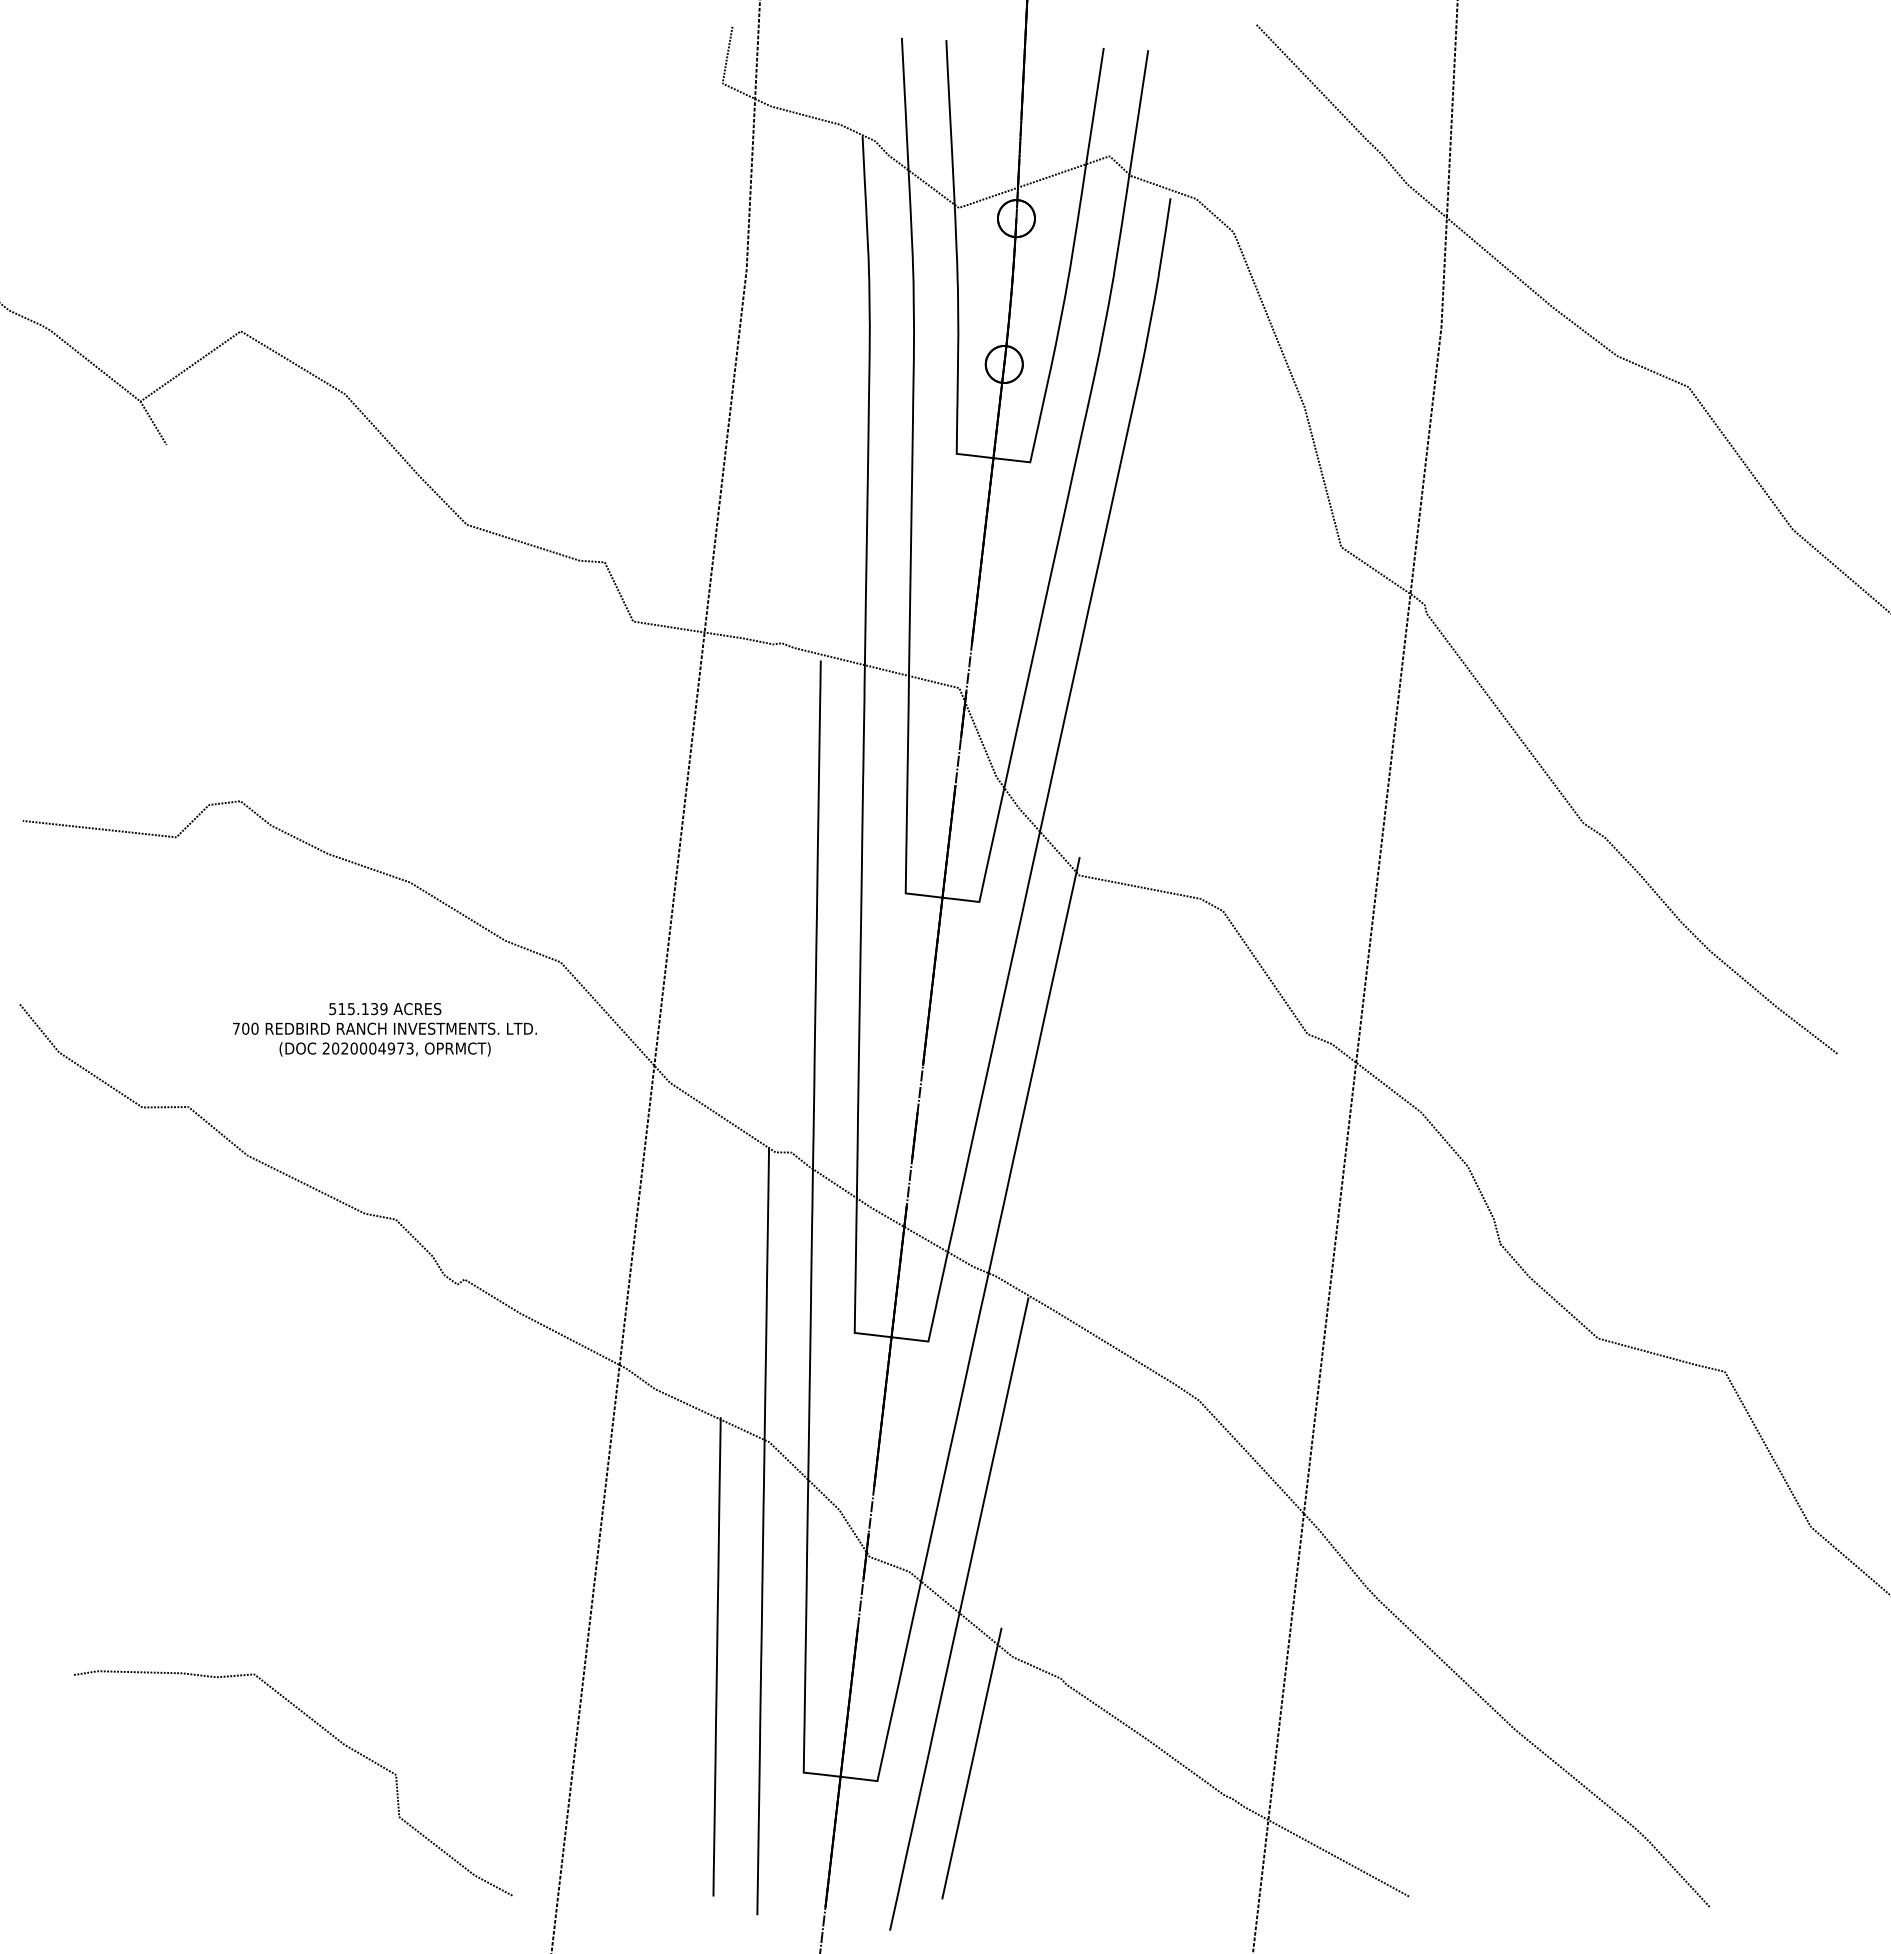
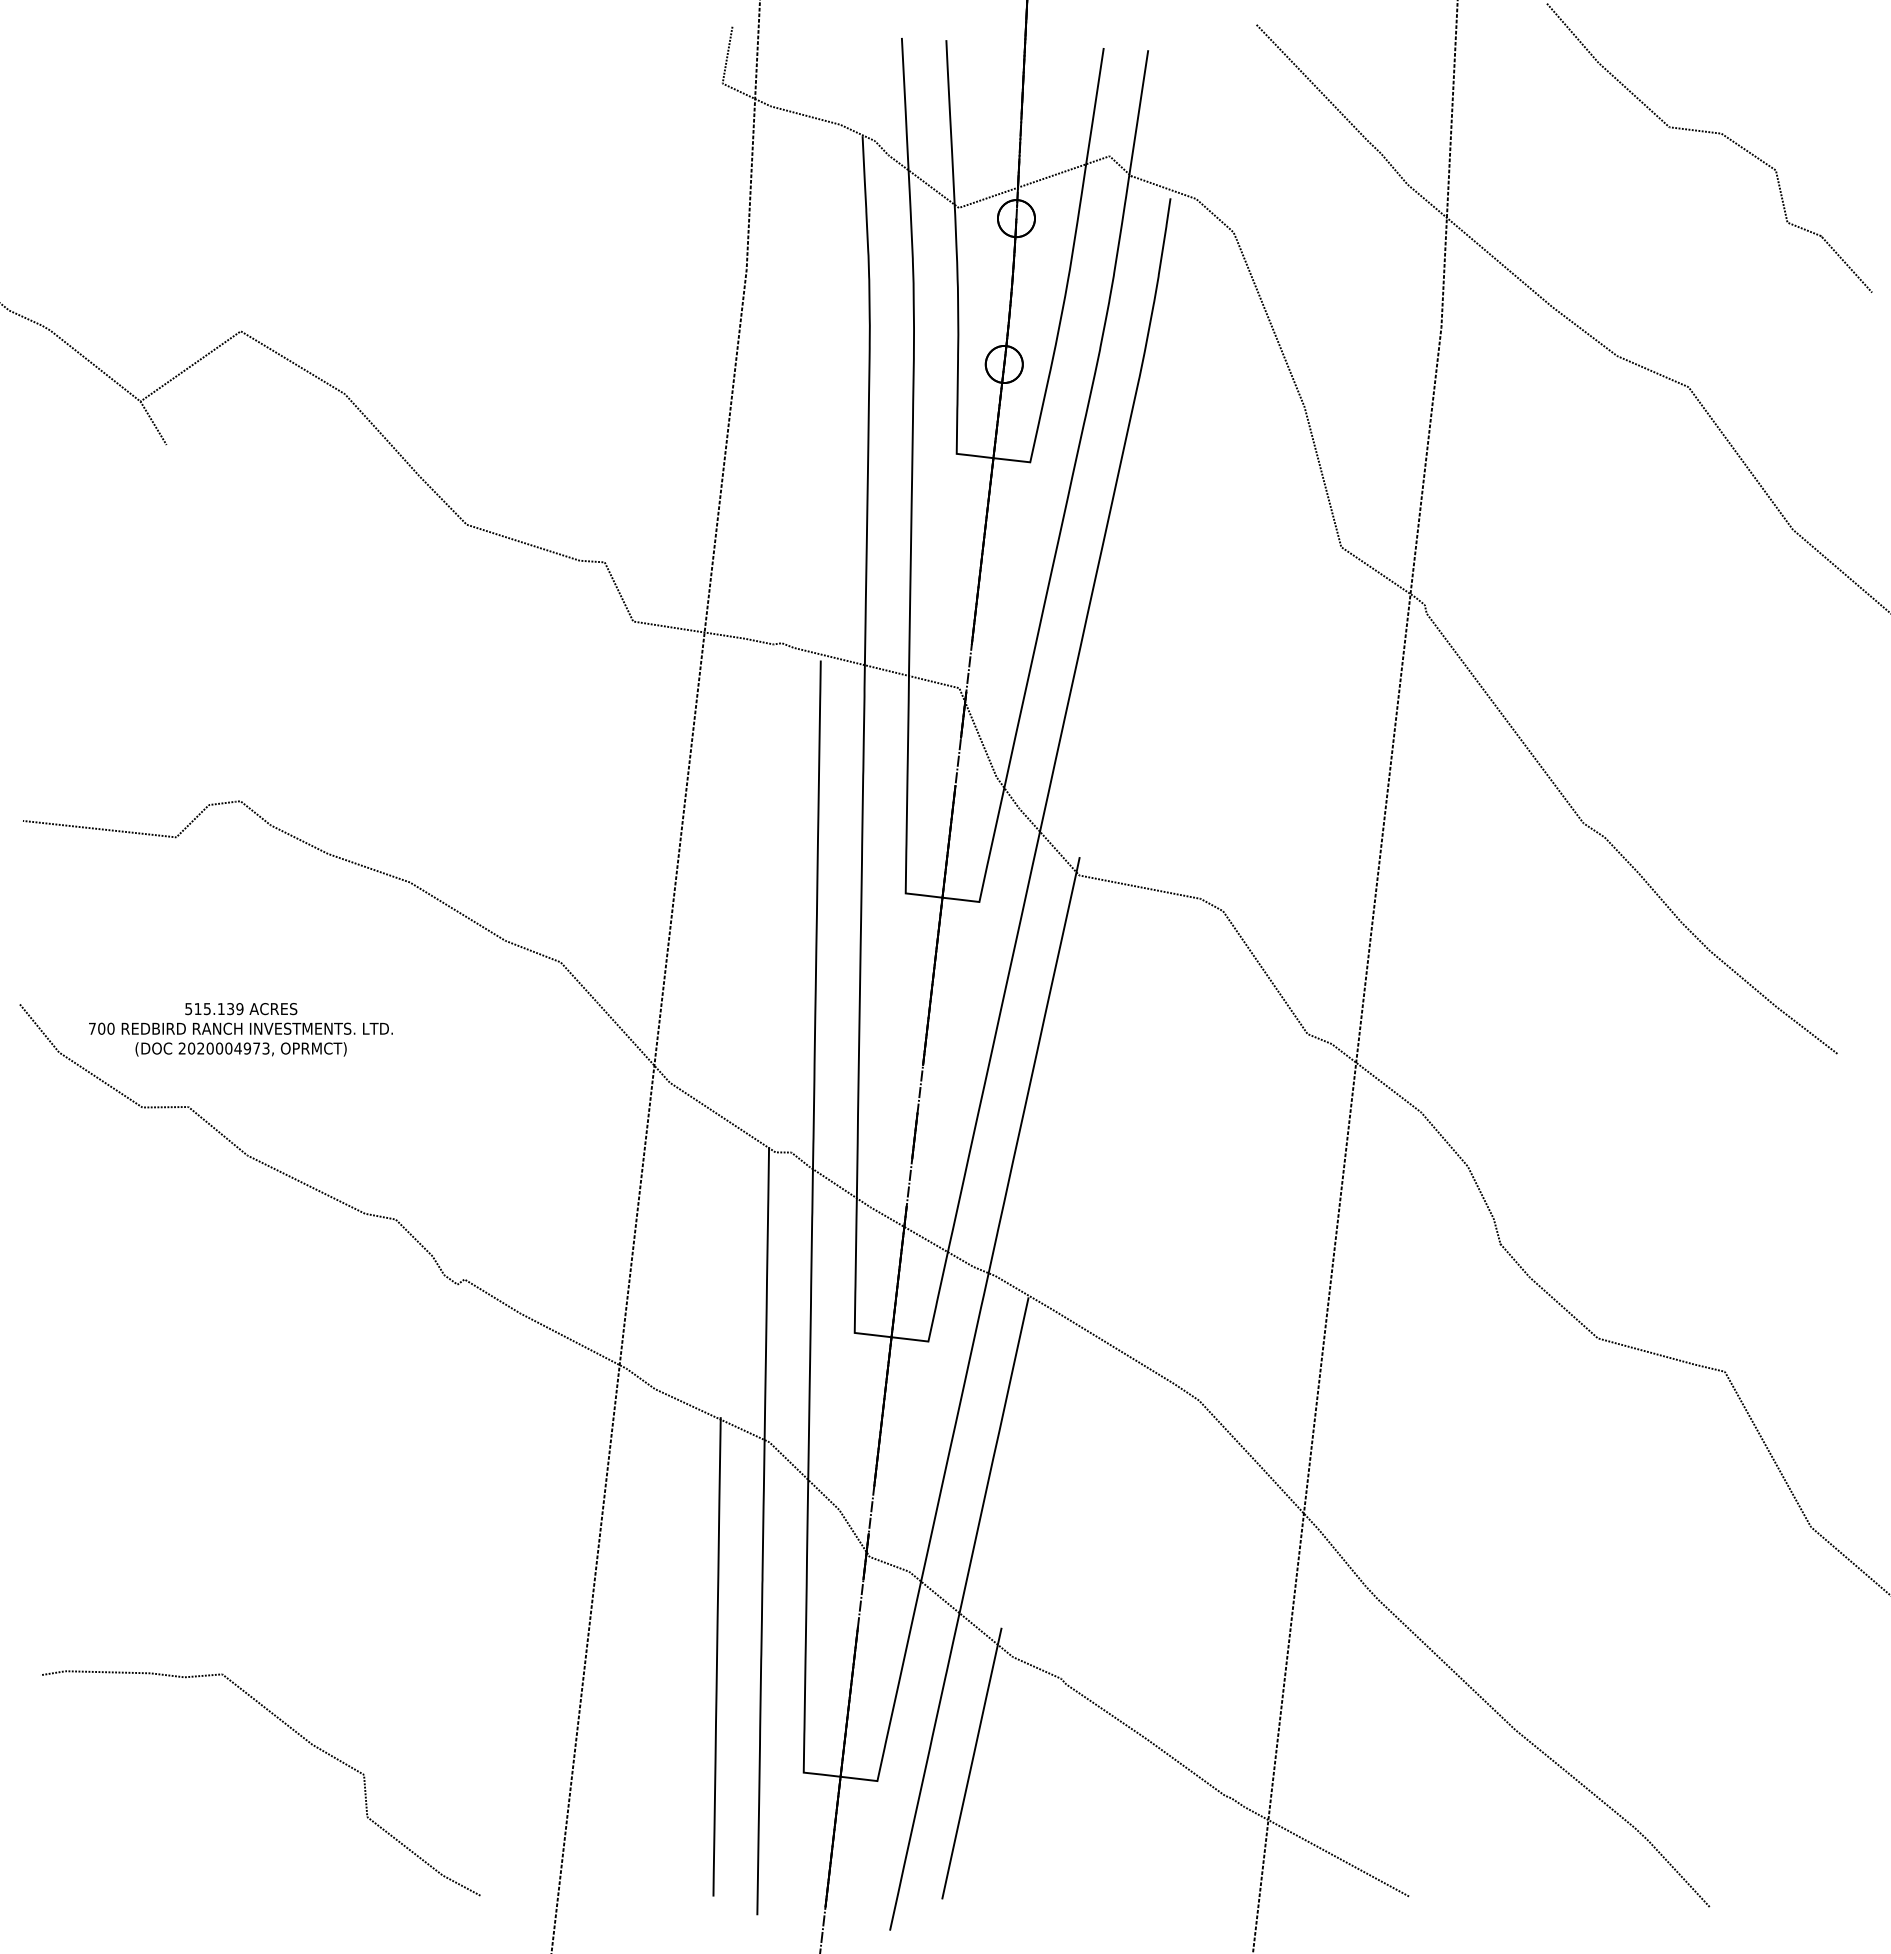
curve: none -> present (1709, 133)
text position: (384, 1029) -> (240, 1029) (240, 1029)
curve position: (329, 1734) -> (297, 1734) (297, 1734)
